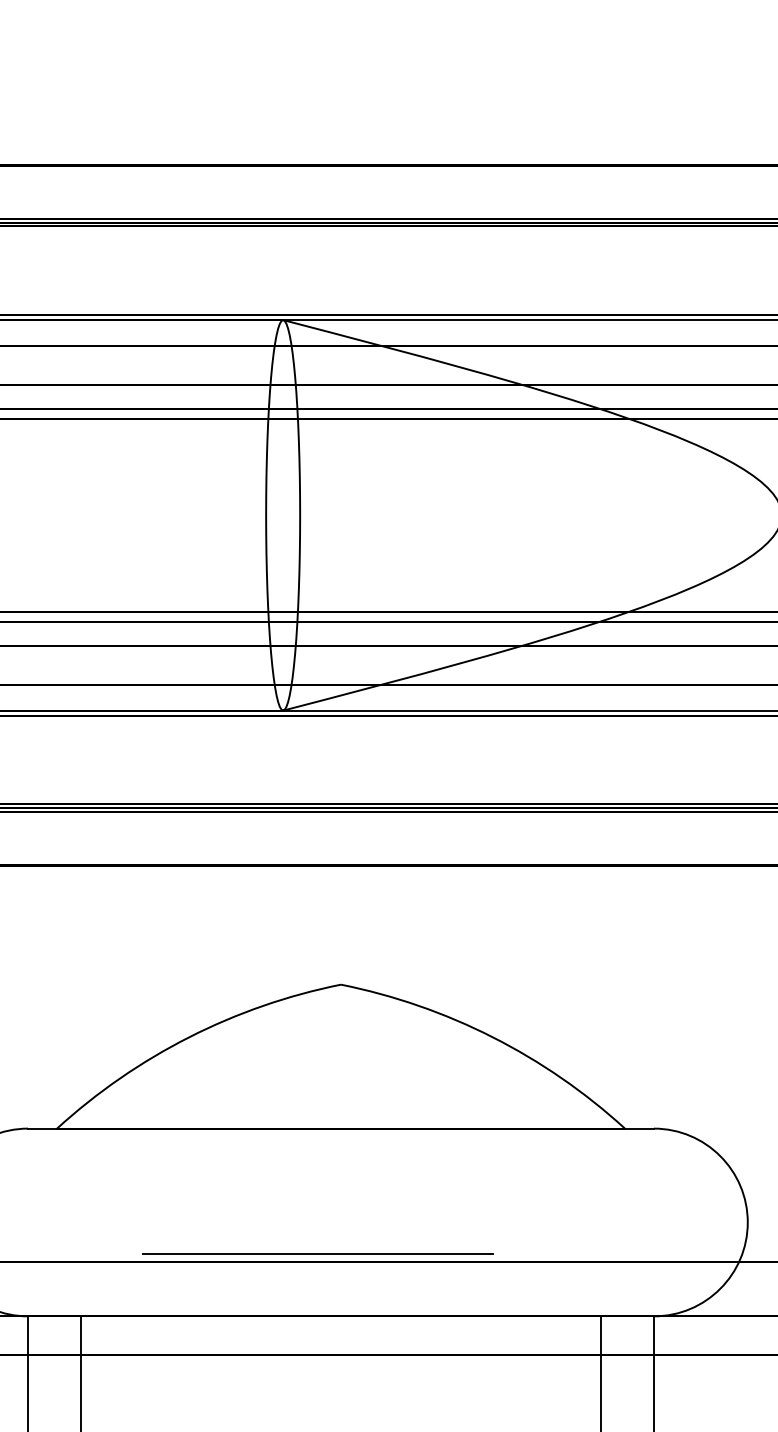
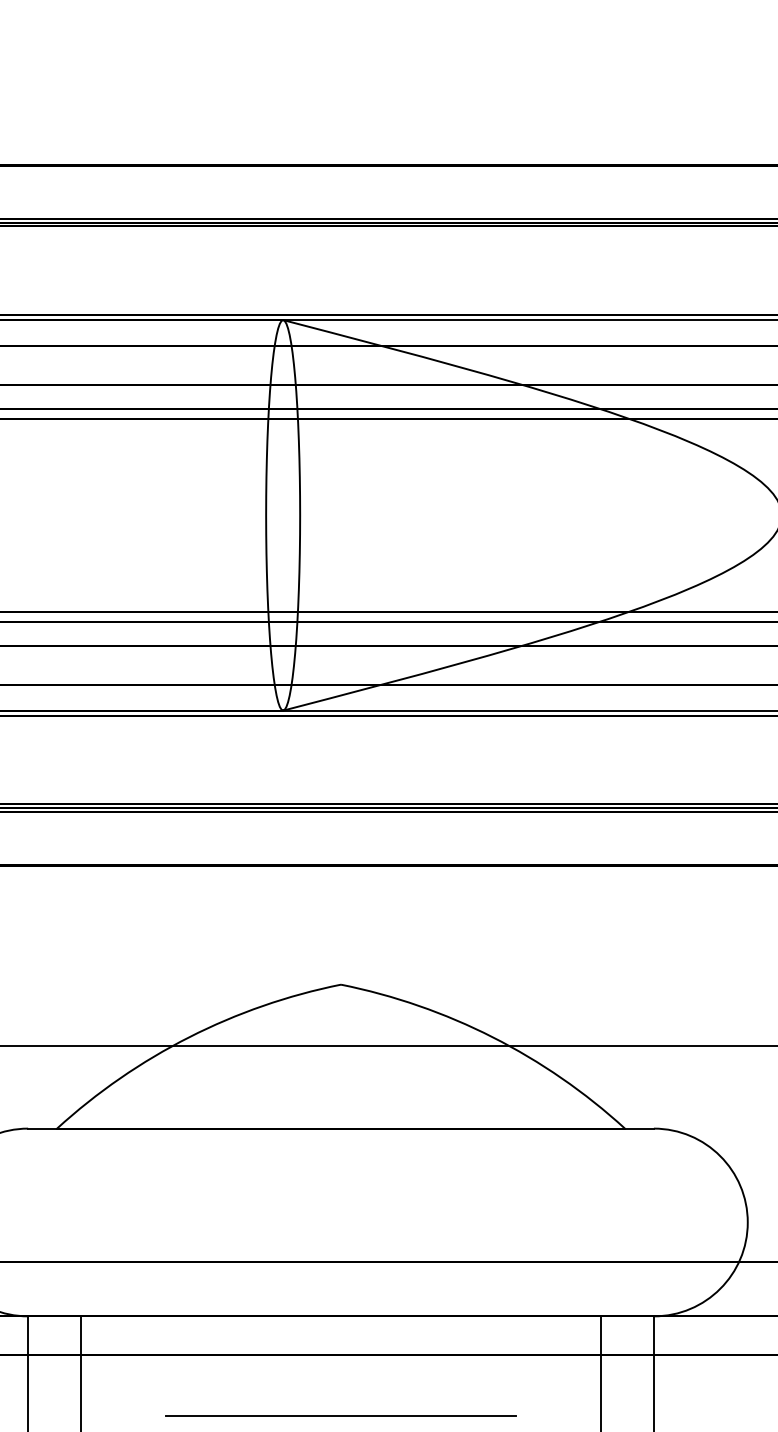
line: none -> present (388, 1046)
line position: (317, 1253) -> (340, 1415) (340, 1415)
